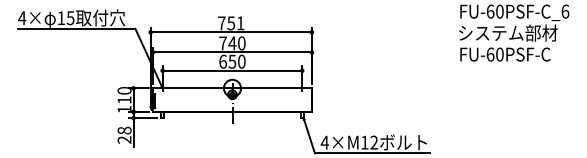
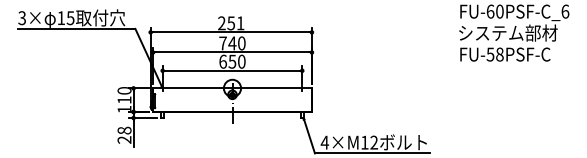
text: 4× -> 3× (22, 18)
text: 751 -> 251 (221, 23)
text: FU-60PSF-C -> FU-58PSF-C (494, 54)
